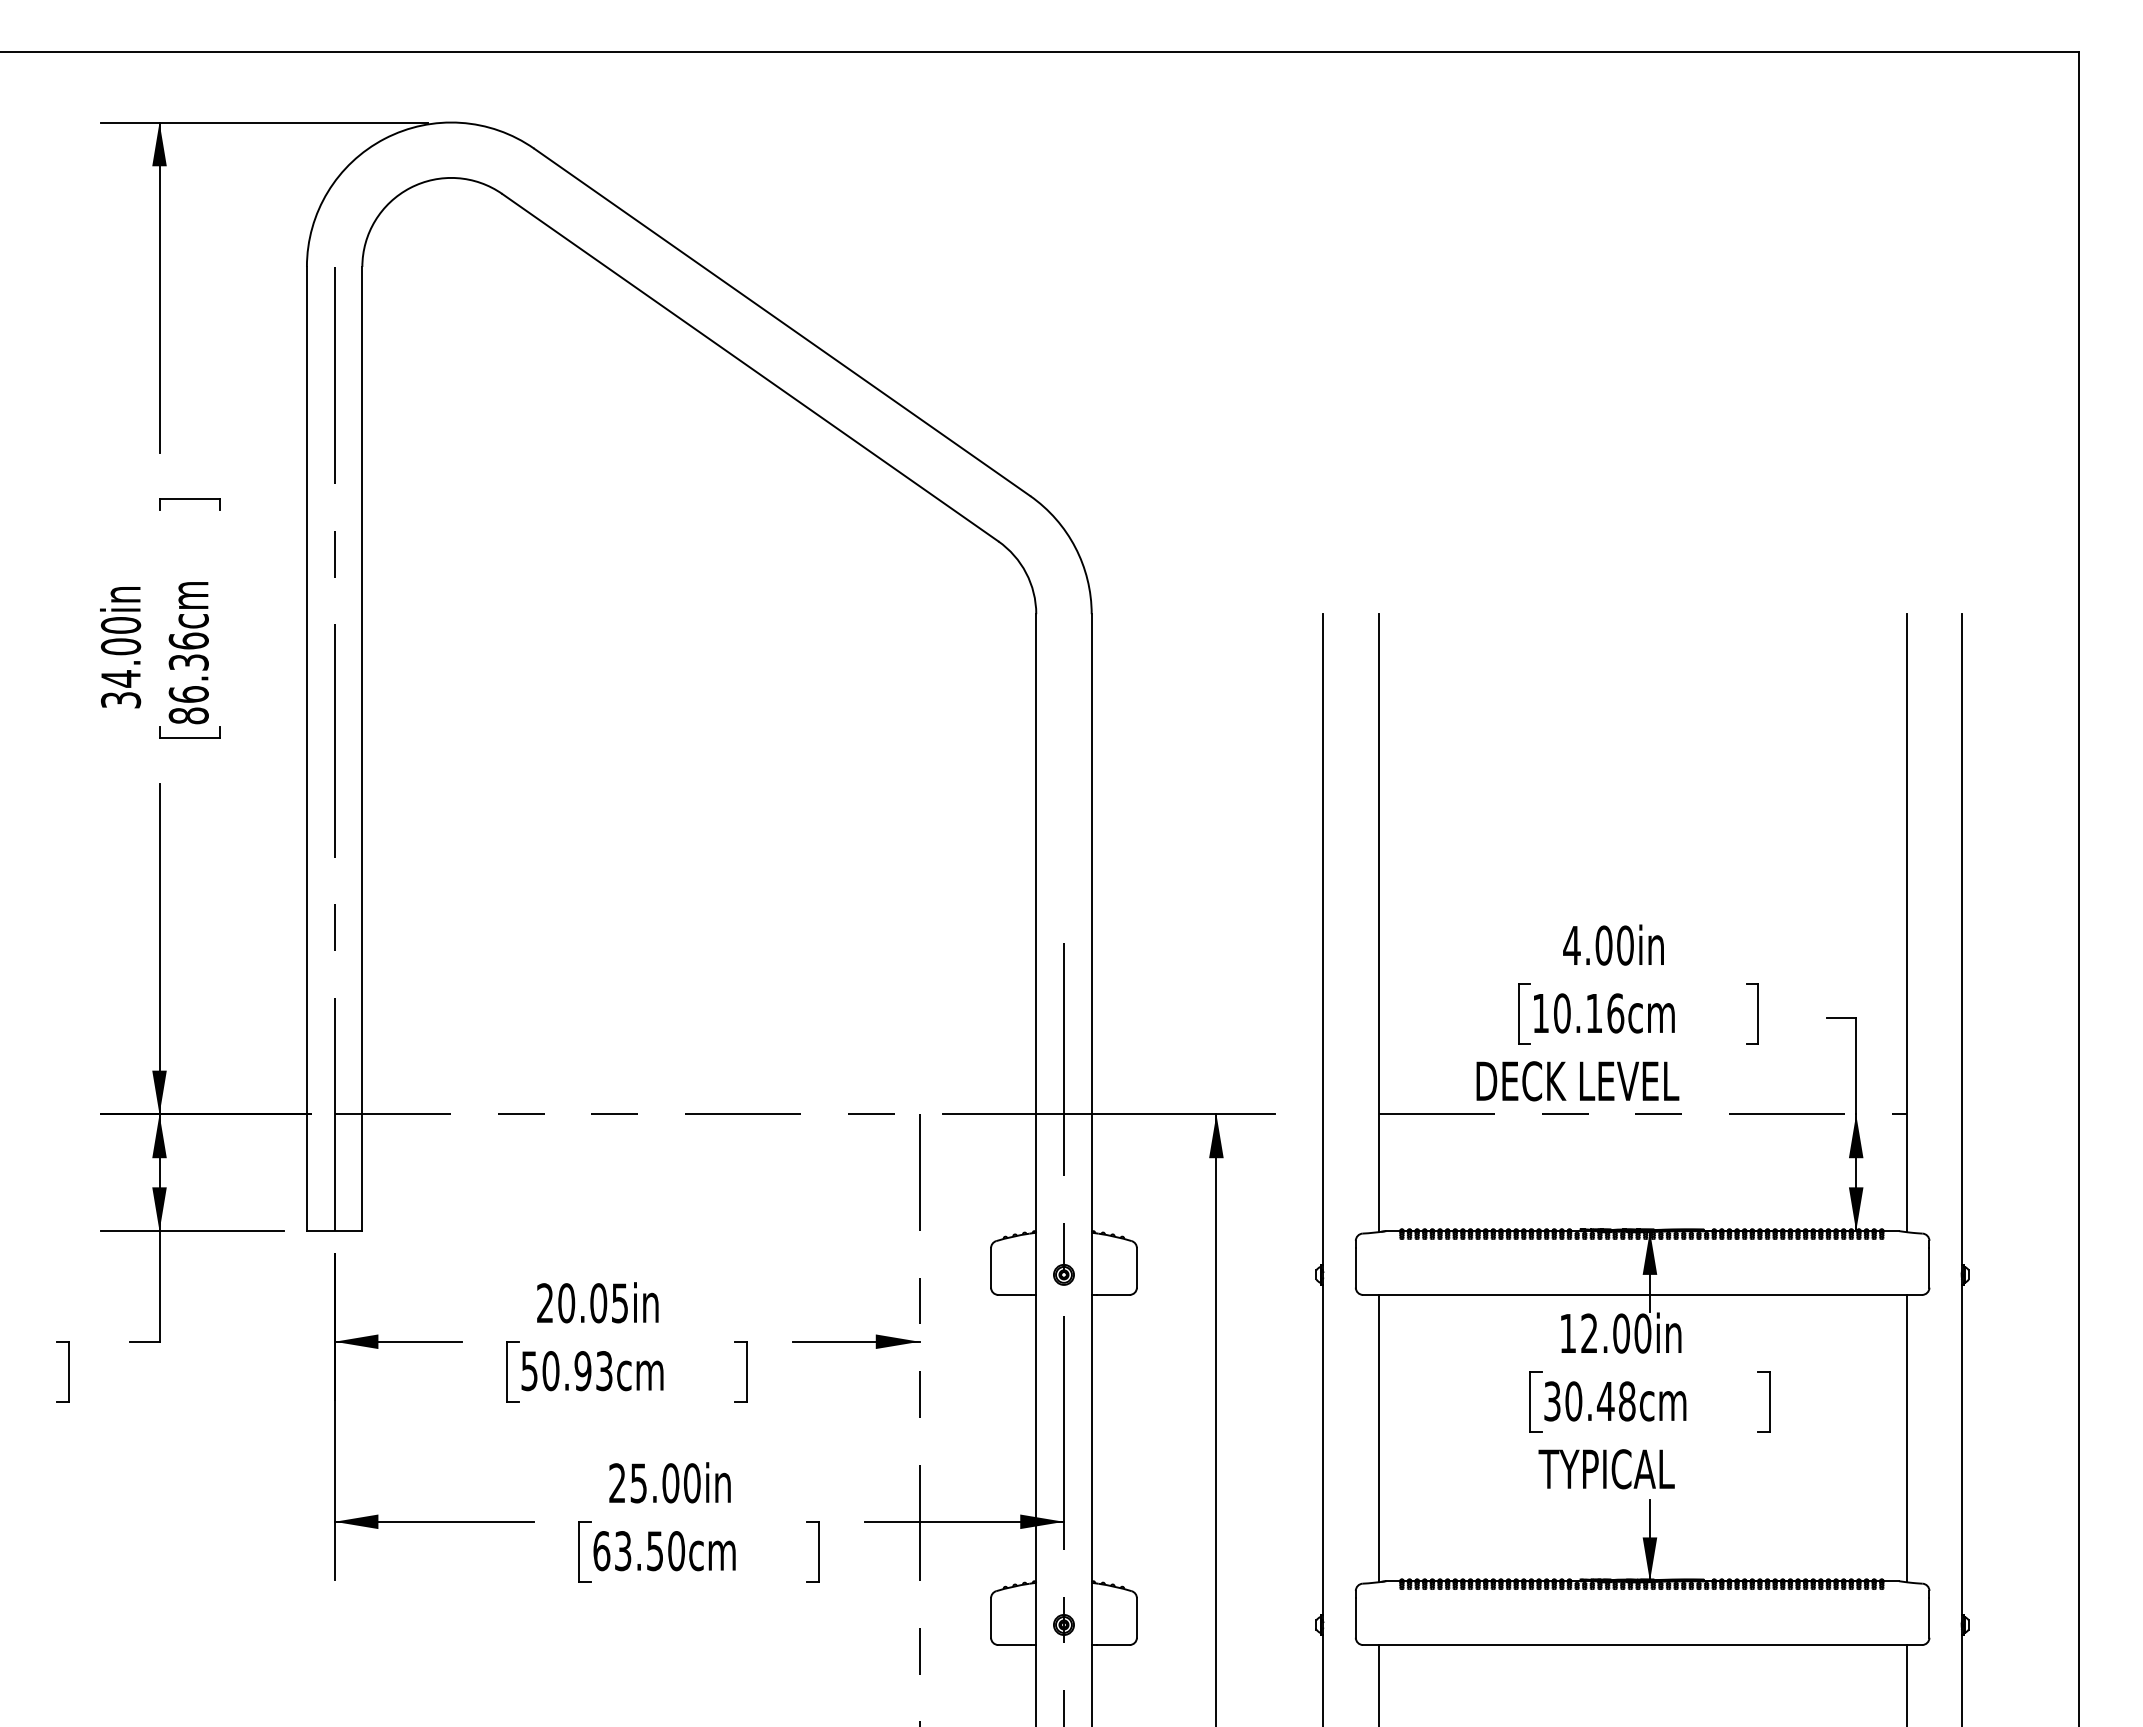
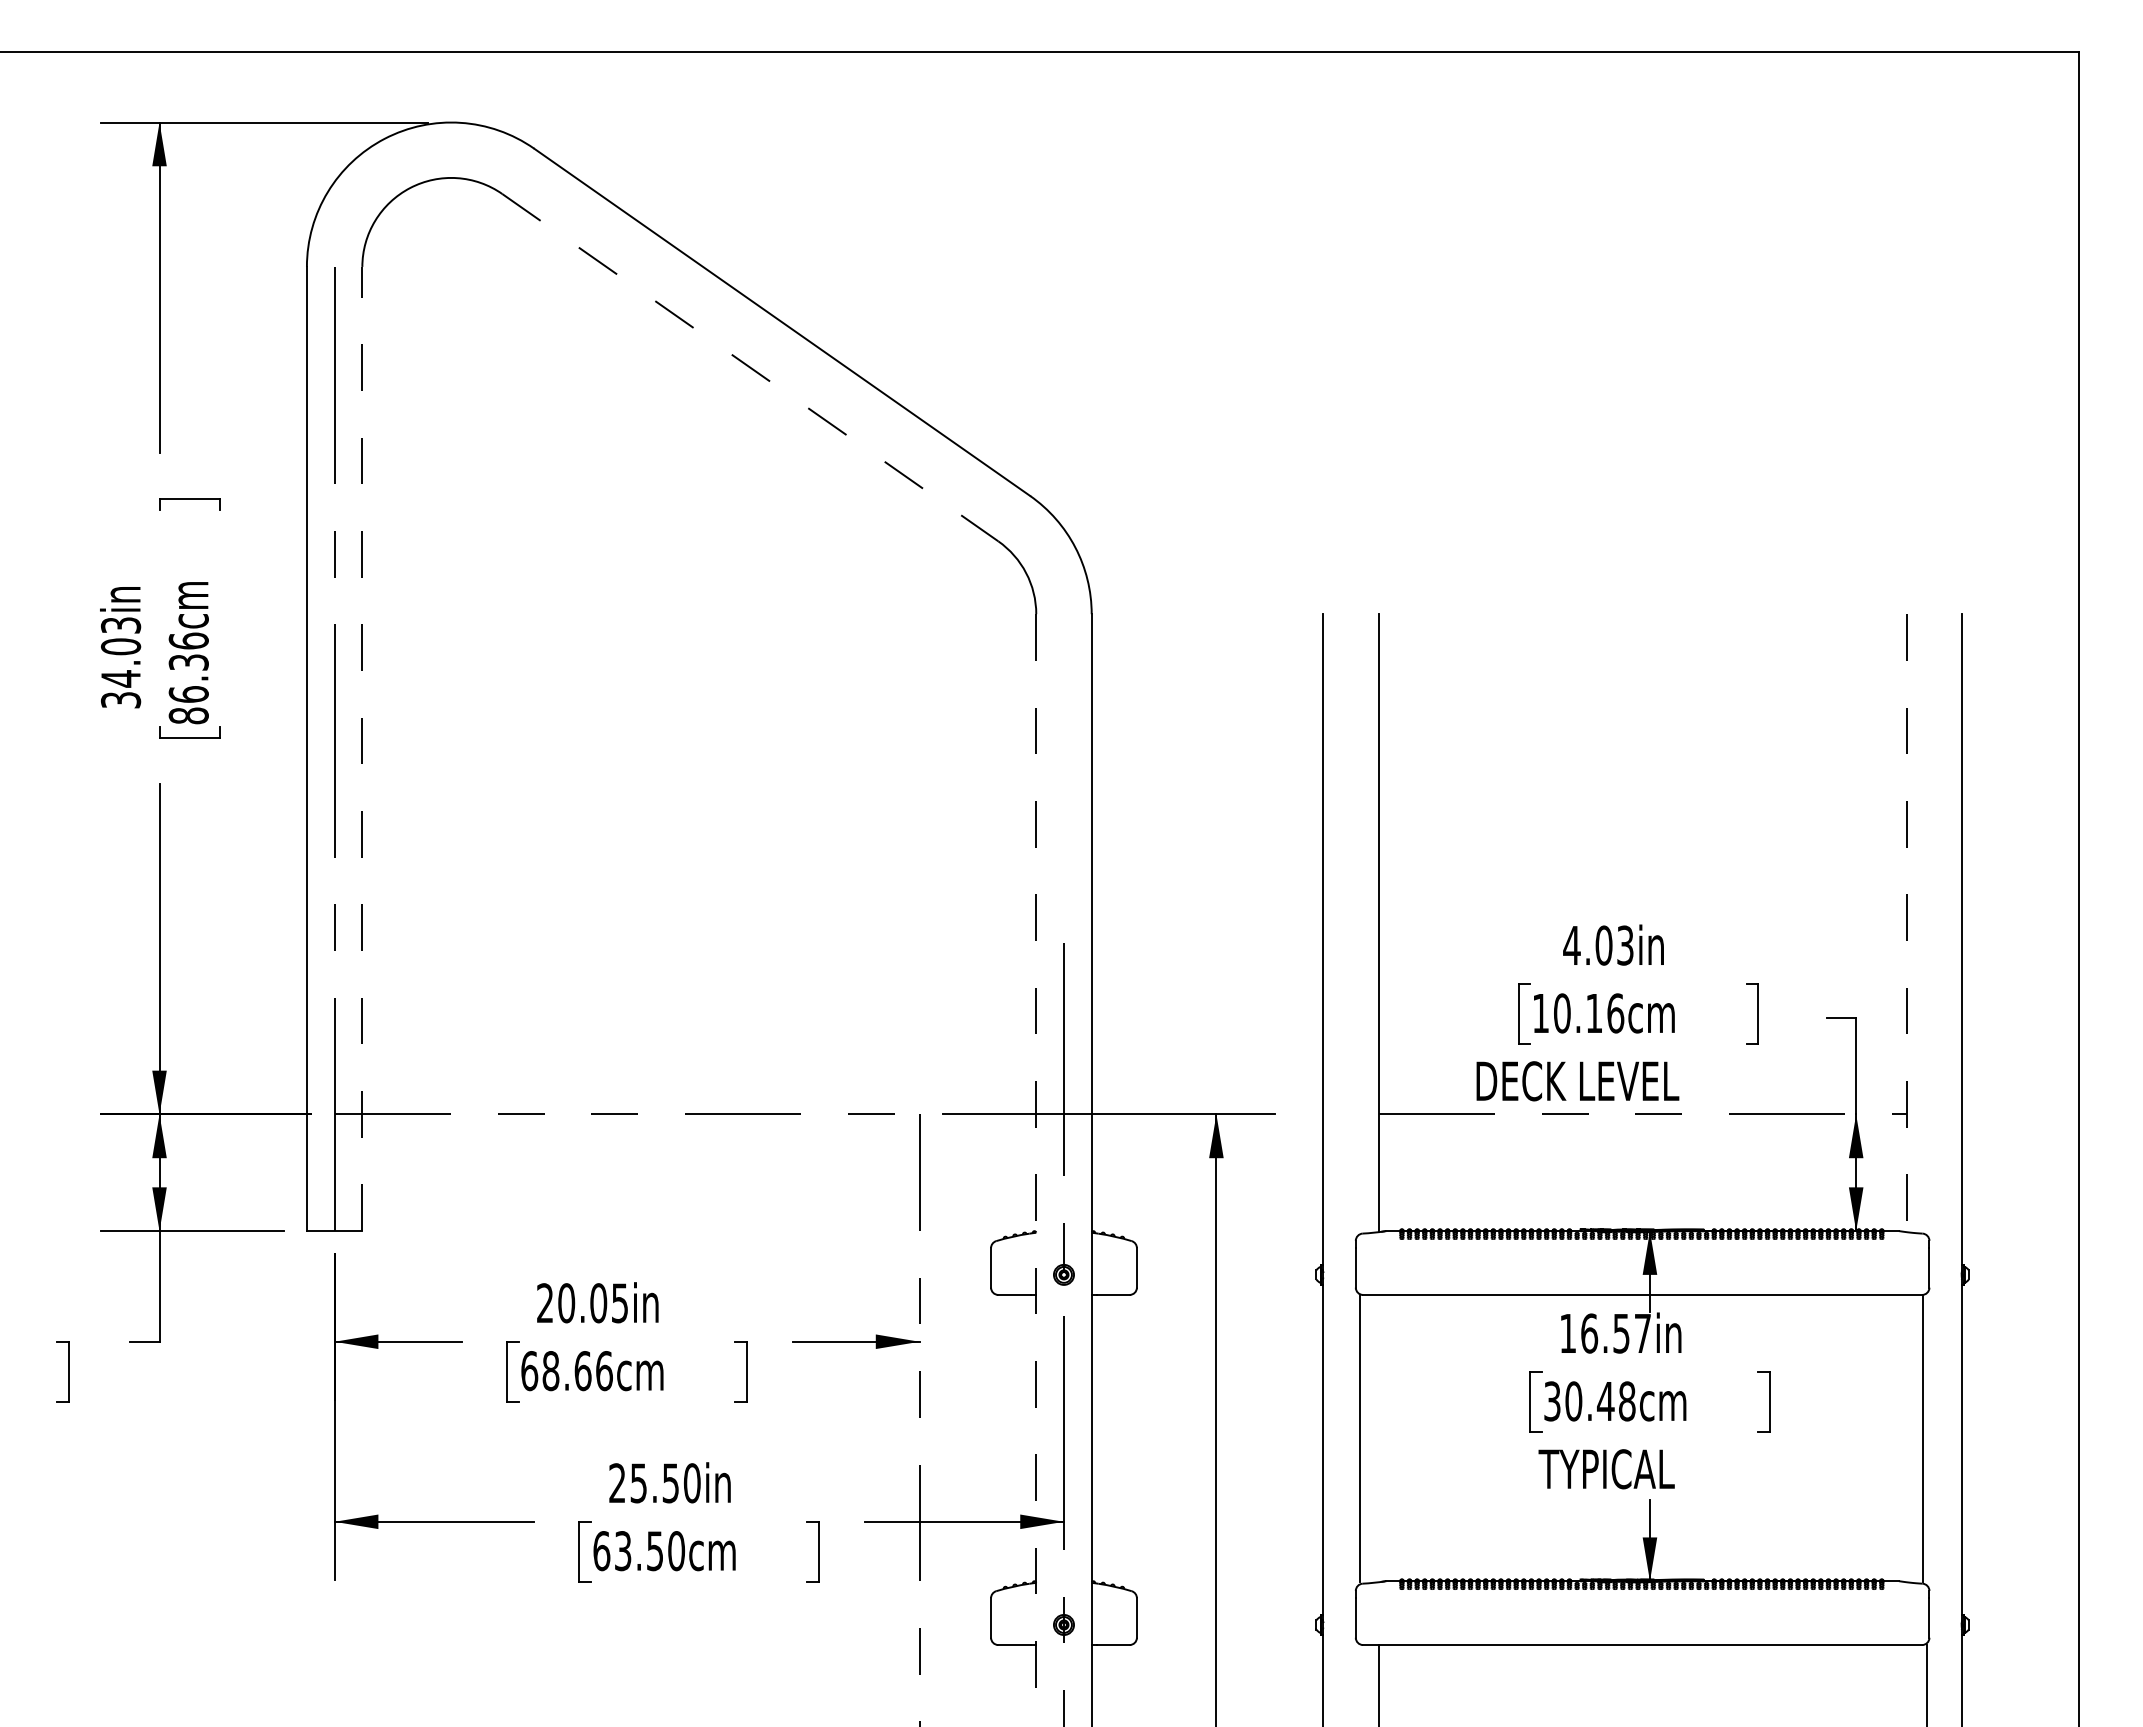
line: solid -> dashed (750, 367)
text: 34.00in -> 34.03in (121, 625)
line: solid -> dashed (362, 748)
line: solid -> dashed (1906, 923)
text: 4.00in -> 4.03in (1625, 945)
line: solid -> dashed (1036, 1170)
text: 12.00in -> 16.57in (1616, 1333)
text: 50.93cm -> 68.66cm (566, 1371)
line position: (1378, 1438) -> (1359, 1438) (1359, 1438)
line position: (1906, 1438) -> (1922, 1438) (1922, 1438)
text: 25.00in -> 25.50in (670, 1483)
line position: (1906, 1684) -> (1926, 1684) (1926, 1684)
